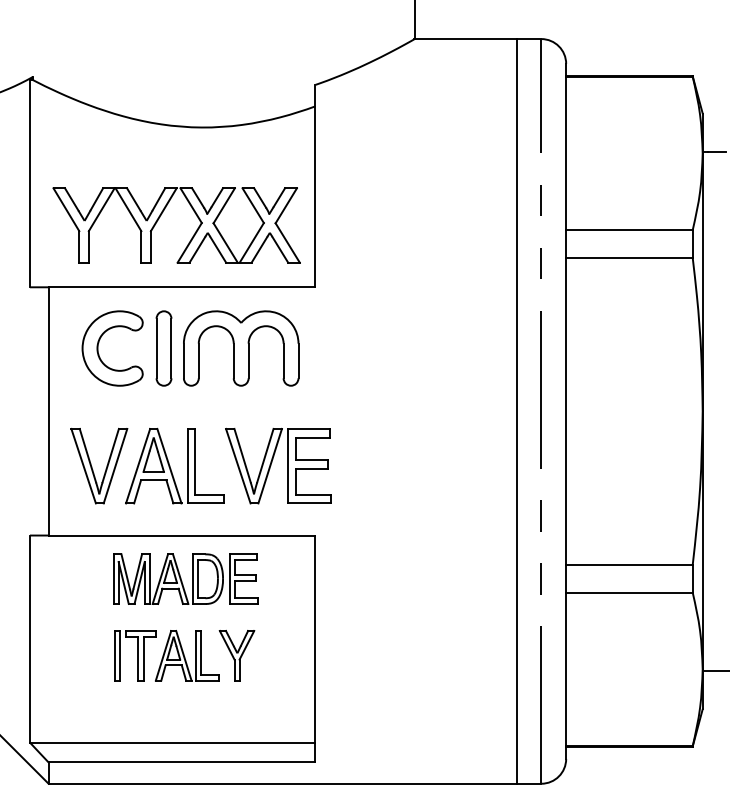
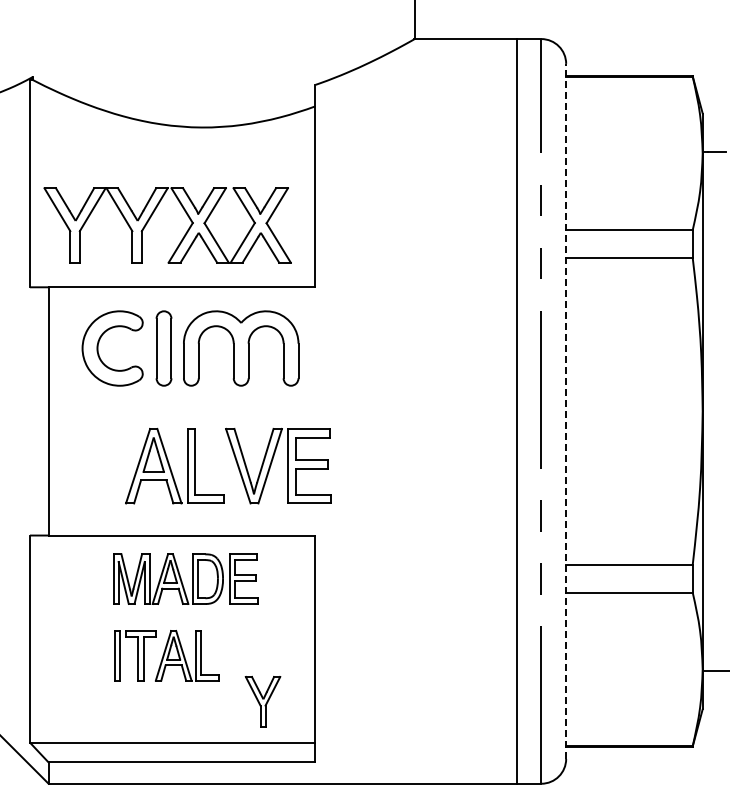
part position: (160, 217) -> (151, 217) (151, 217)
line: solid -> dashed (566, 411)
part: present -> none (105, 468)
part position: (236, 655) -> (262, 701) (262, 701)
